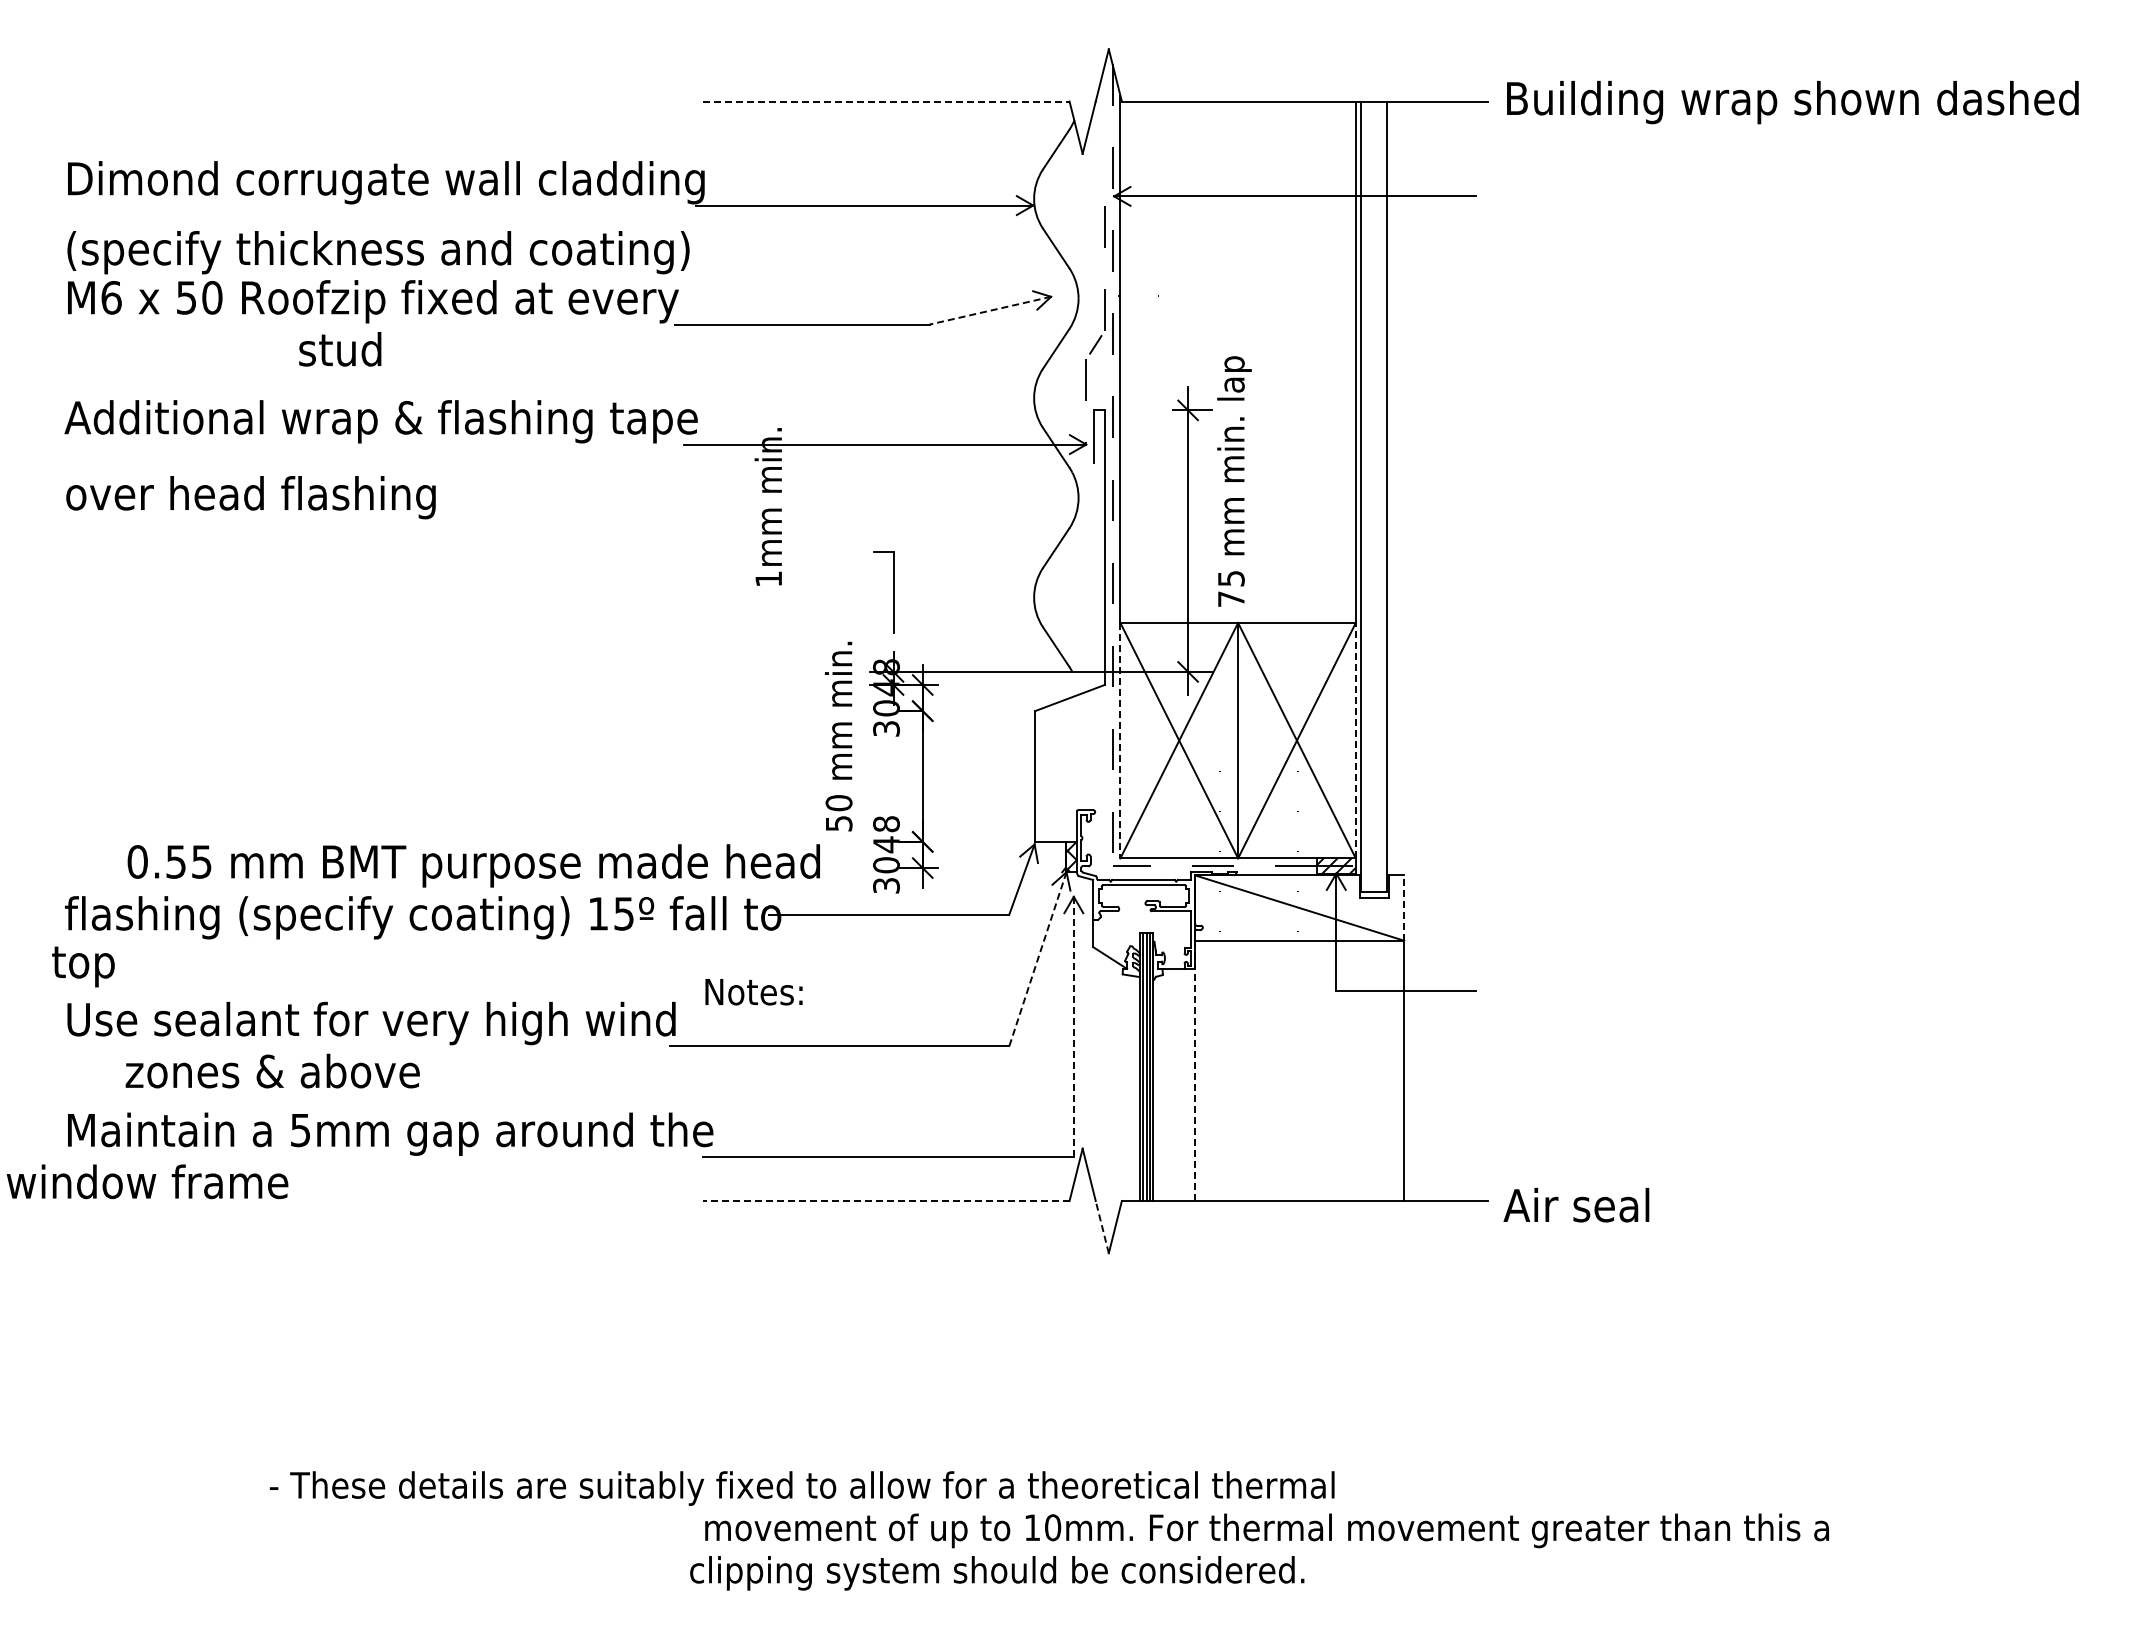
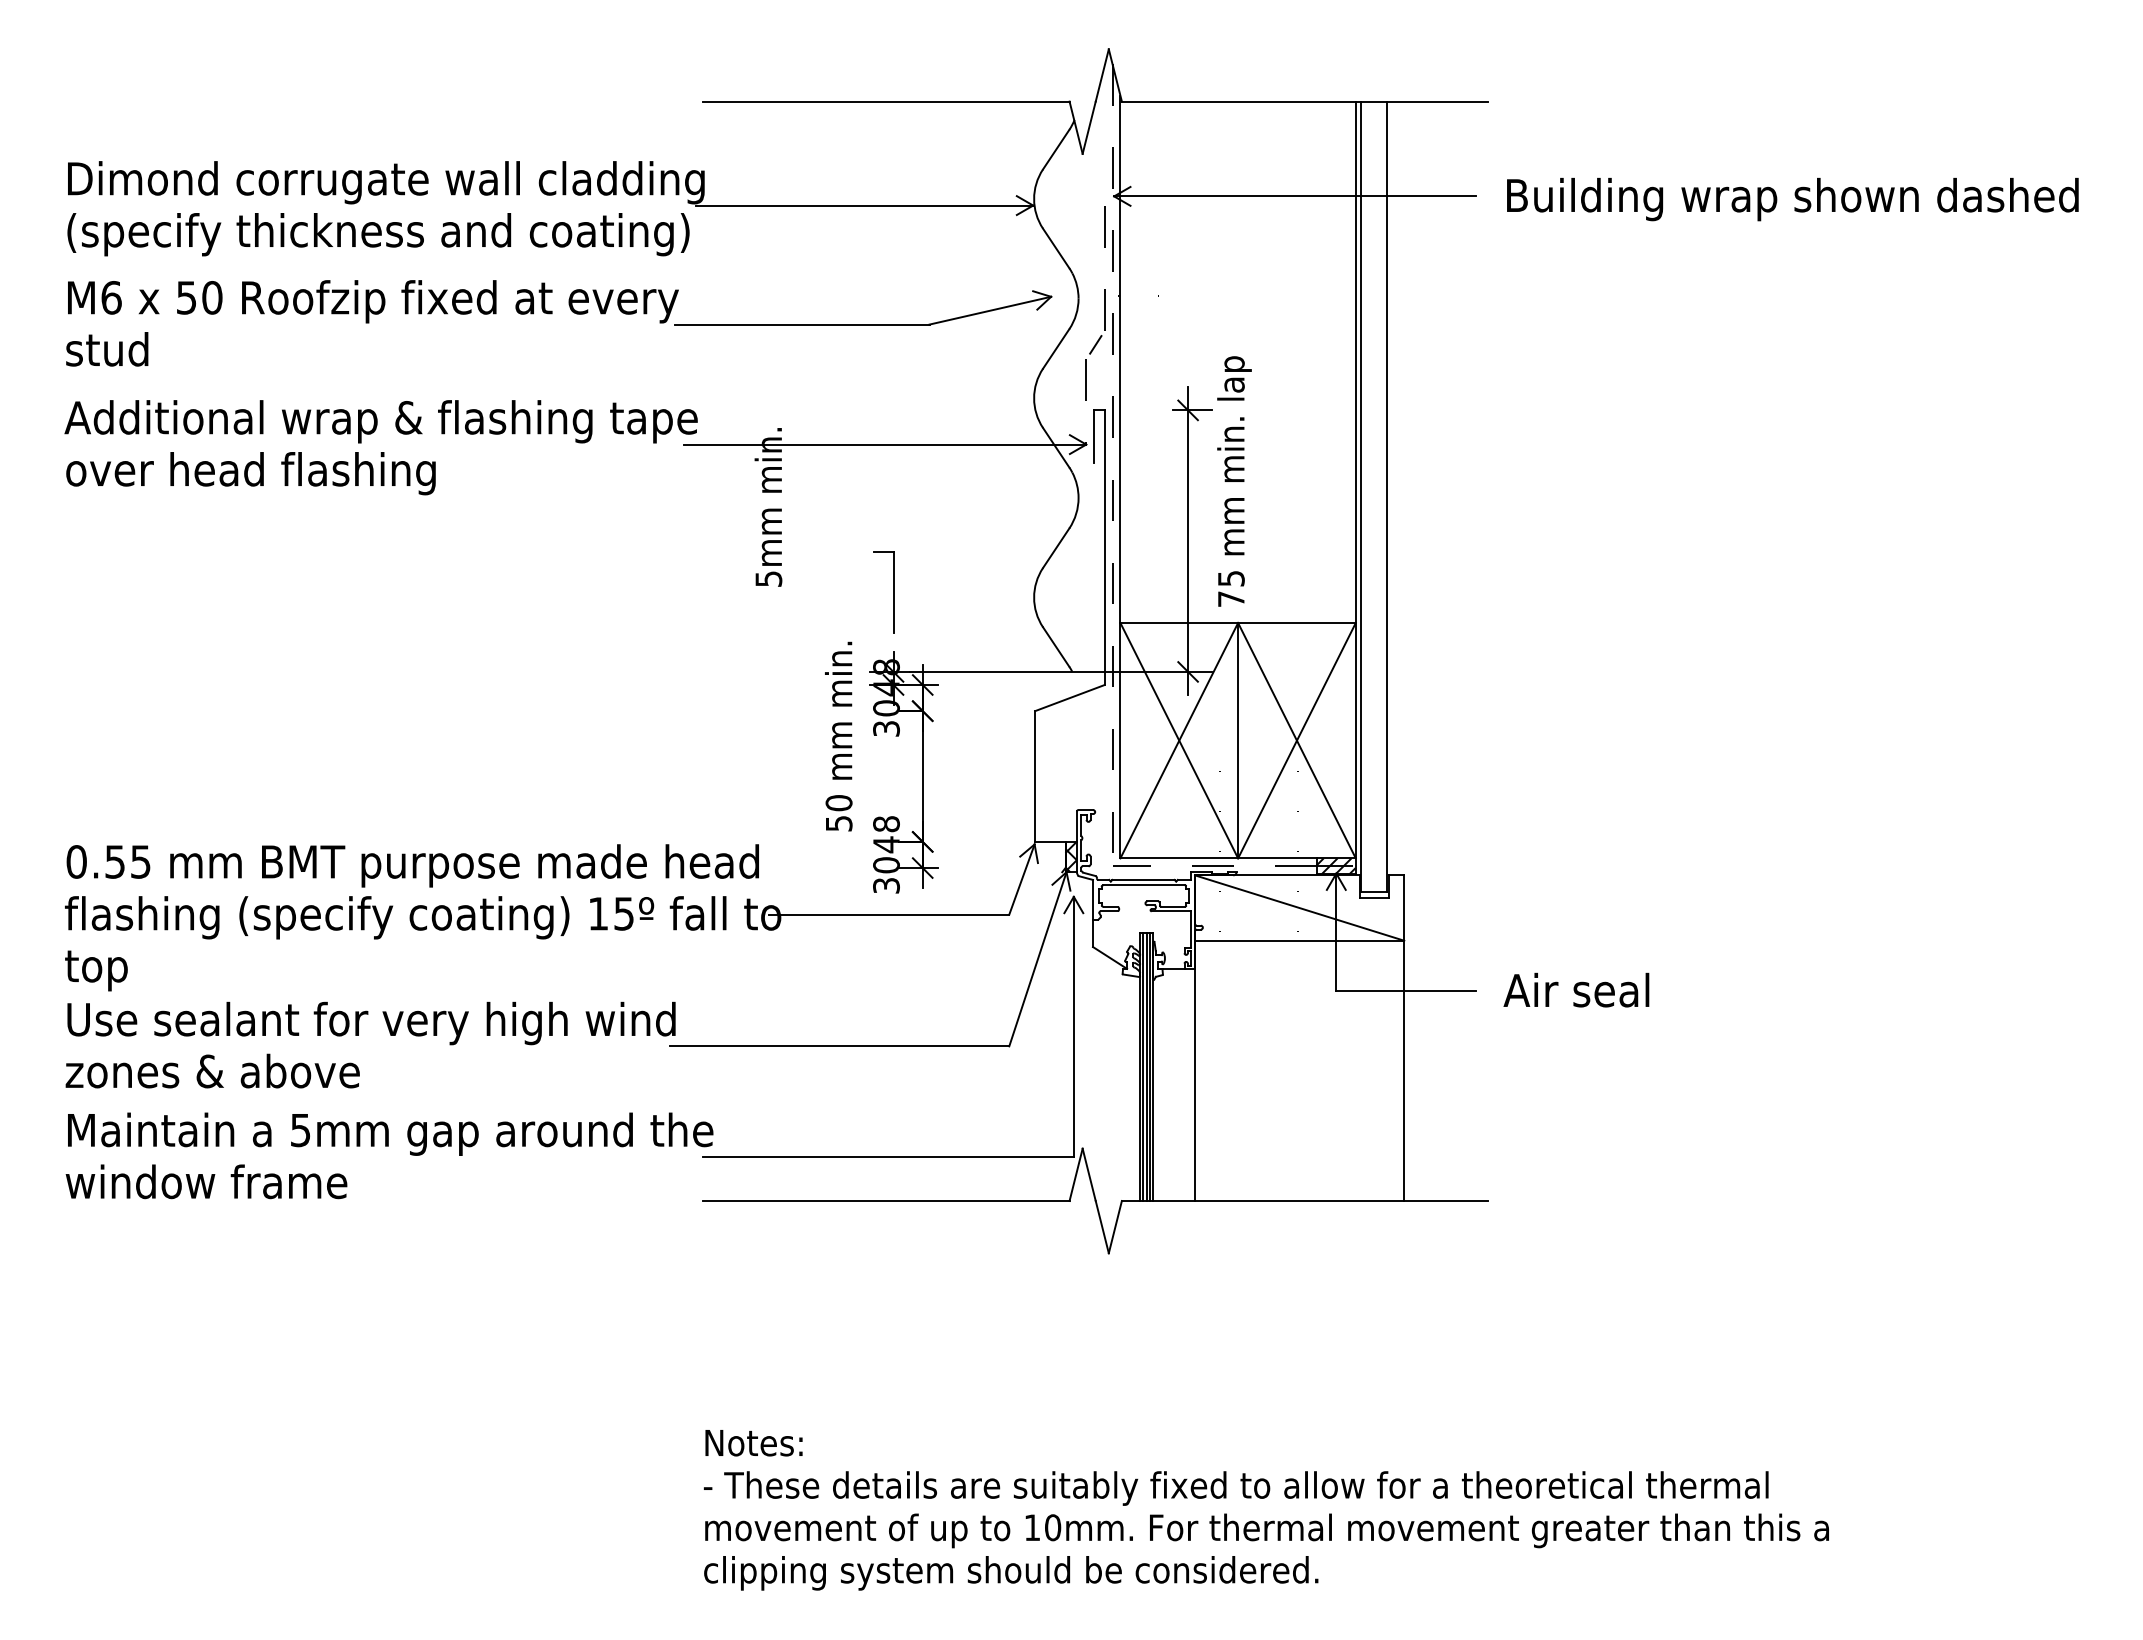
line: dashed -> solid (887, 101)
text position: (1792, 102) -> (1792, 199) (1792, 199)
text position: (378, 252) -> (378, 234) (378, 234)
line: dashed -> solid (989, 310)
text position: (340, 349) -> (107, 349) (107, 349)
text position: (250, 497) -> (250, 473) (250, 473)
text: 1mm -> 5mm (768, 578)
line: dashed -> solid (1120, 740)
line: dashed -> solid (1355, 740)
text position: (473, 865) -> (412, 865) (412, 865)
line: dashed -> solid (1404, 908)
line: dashed -> solid (1037, 959)
text position: (83, 966) -> (96, 970) (96, 970)
text position: (753, 992) -> (753, 1443) (753, 1443)
line: dashed -> solid (1073, 1027)
text position: (272, 1070) -> (212, 1070) (212, 1070)
line: dashed -> solid (1195, 1071)
text position: (147, 1181) -> (206, 1181) (206, 1181)
line: dashed -> solid (886, 1200)
text position: (1576, 1204) -> (1576, 989) (1576, 989)
line: dashed -> solid (1102, 1227)
text position: (801, 1488) -> (1235, 1488) (1235, 1488)
text position: (997, 1573) -> (1011, 1573) (1011, 1573)
